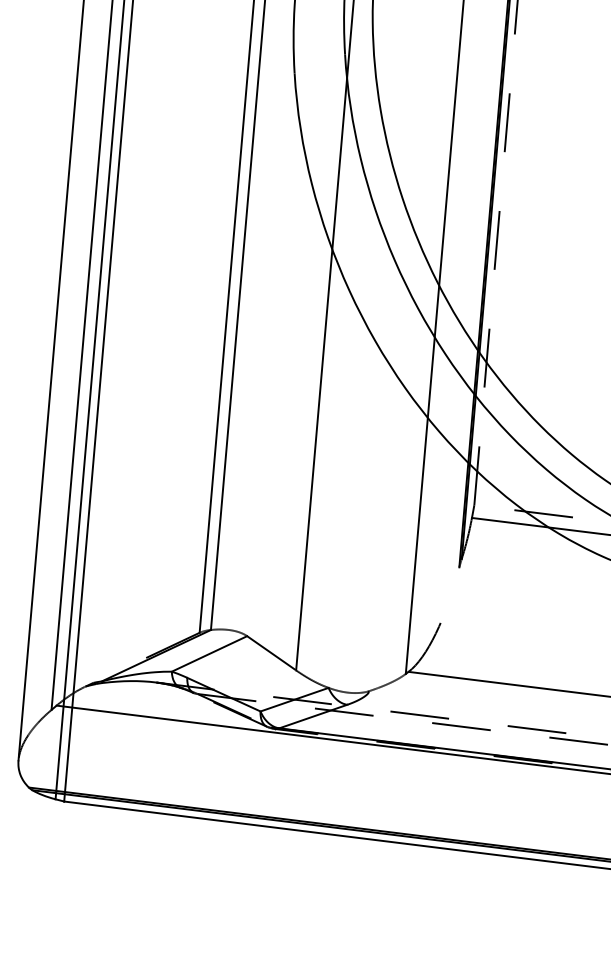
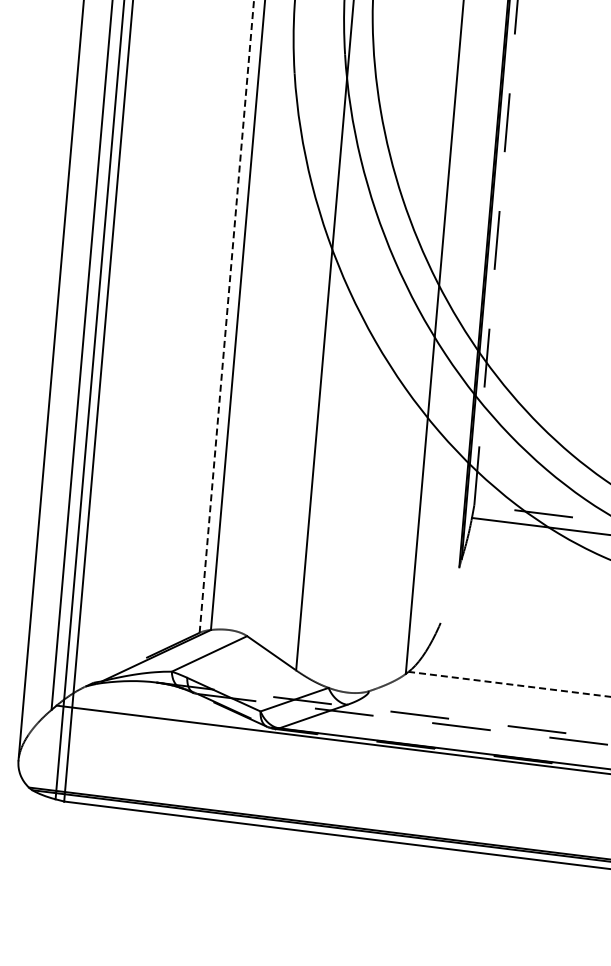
line: solid -> dashed (226, 316)
line: solid -> dashed (509, 684)
